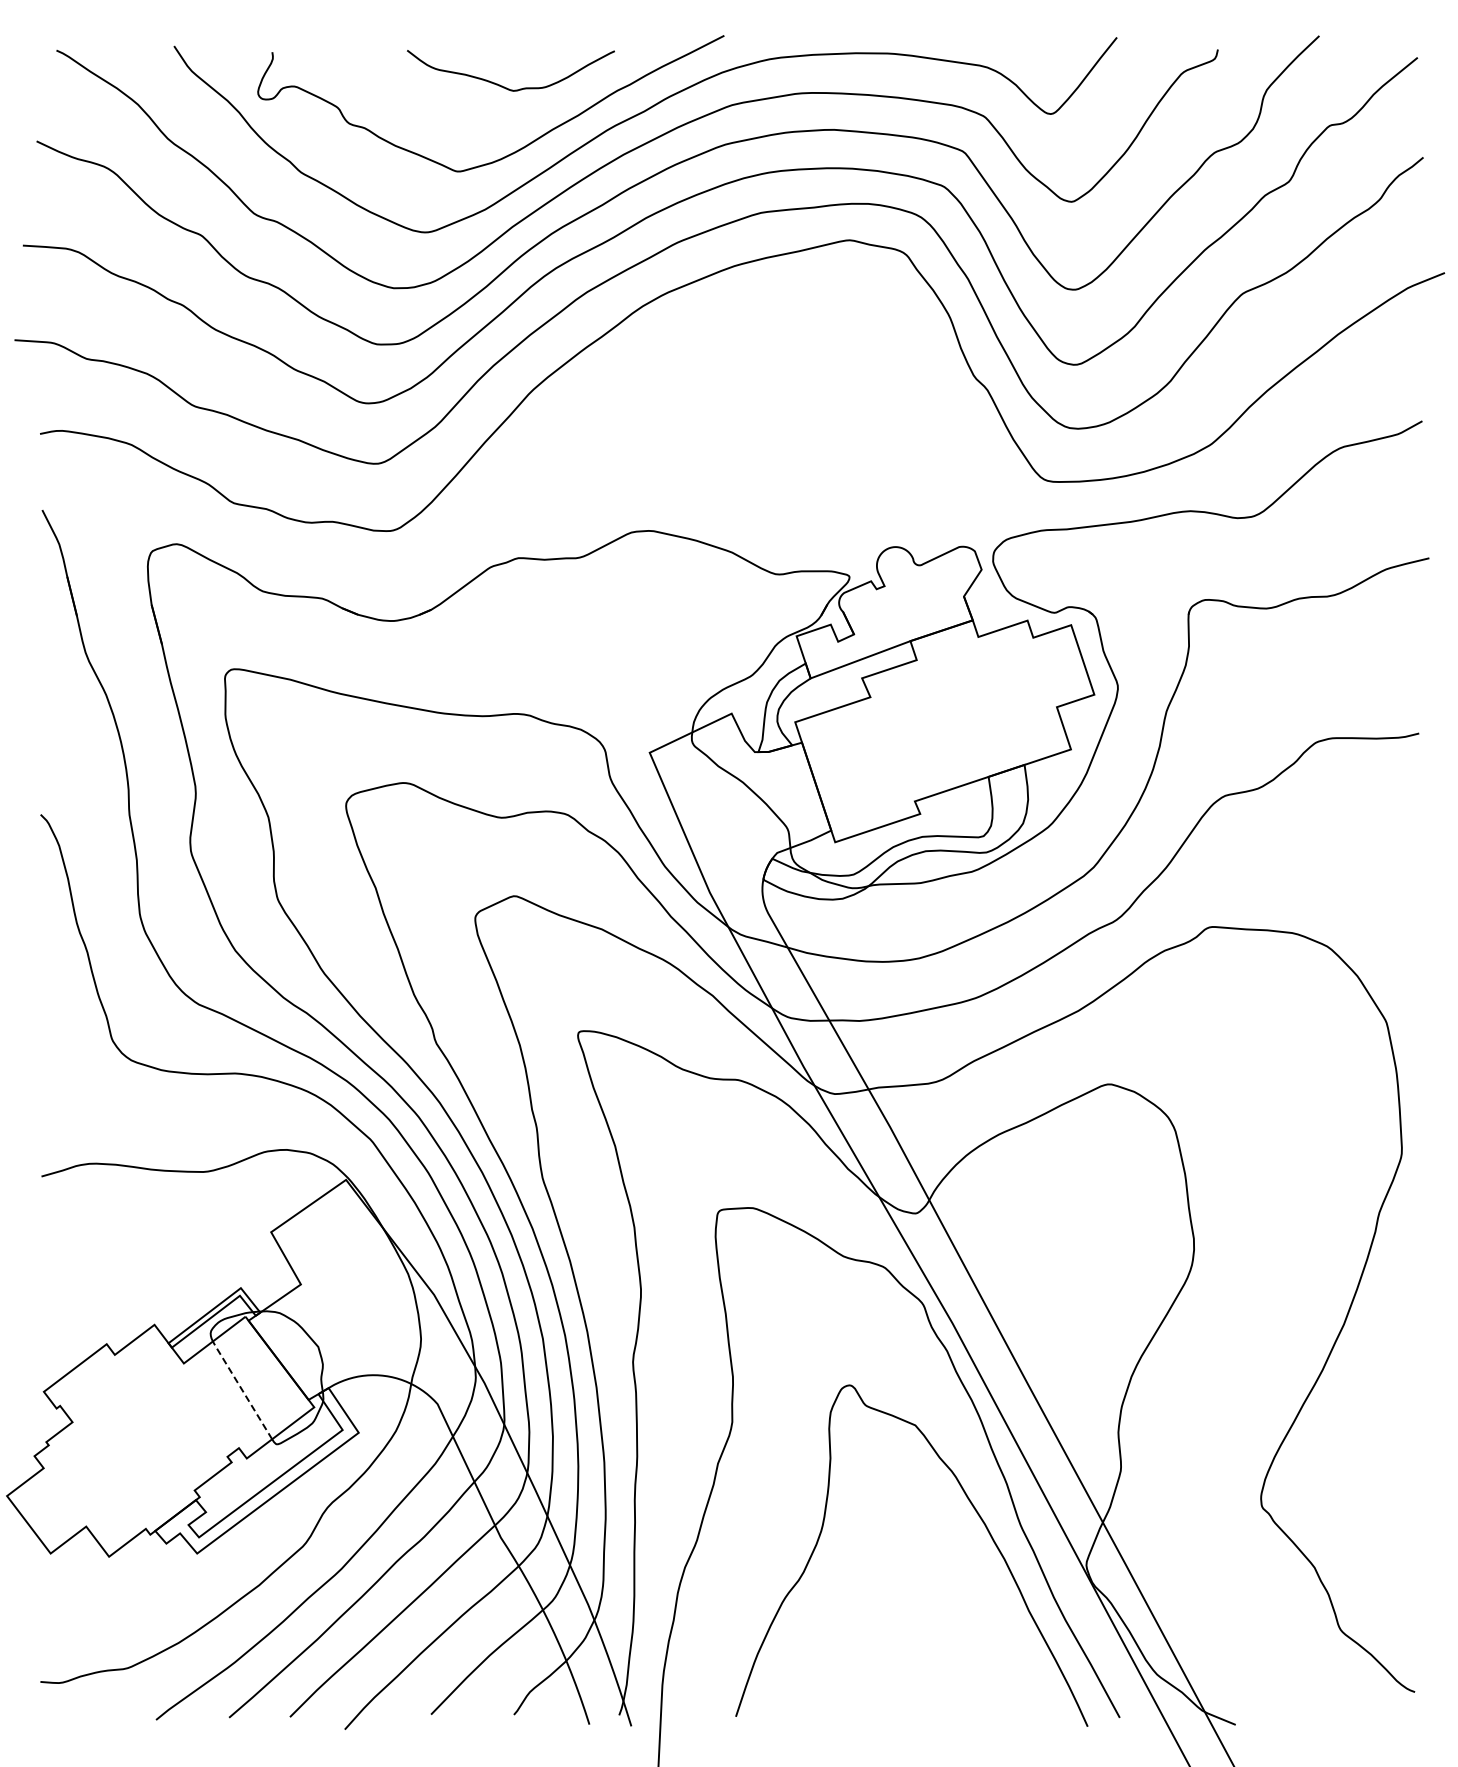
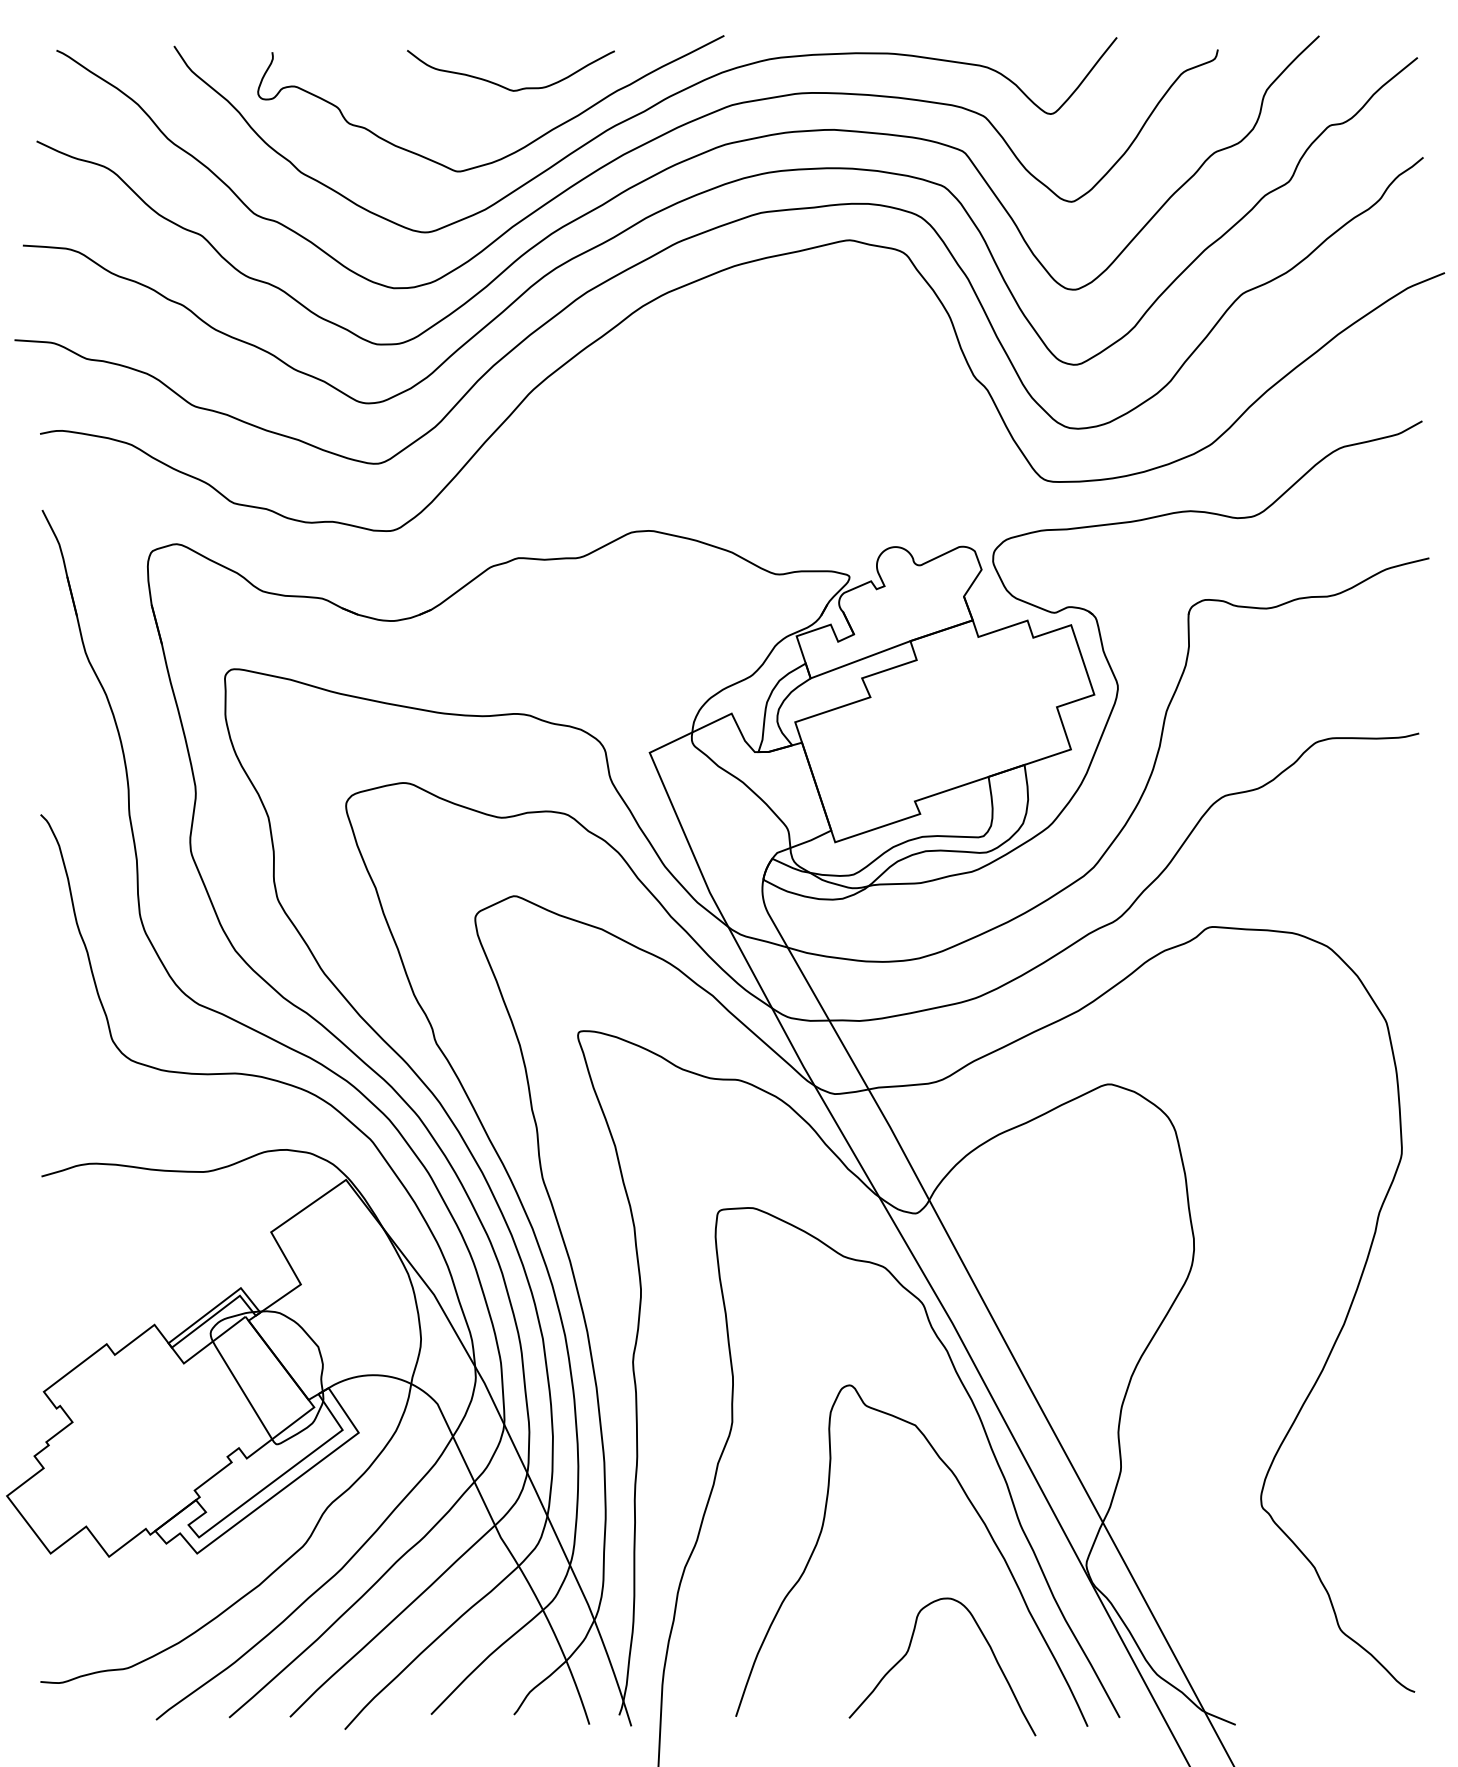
line: dashed -> solid (242, 1389)
curve: none -> present (908, 1652)
